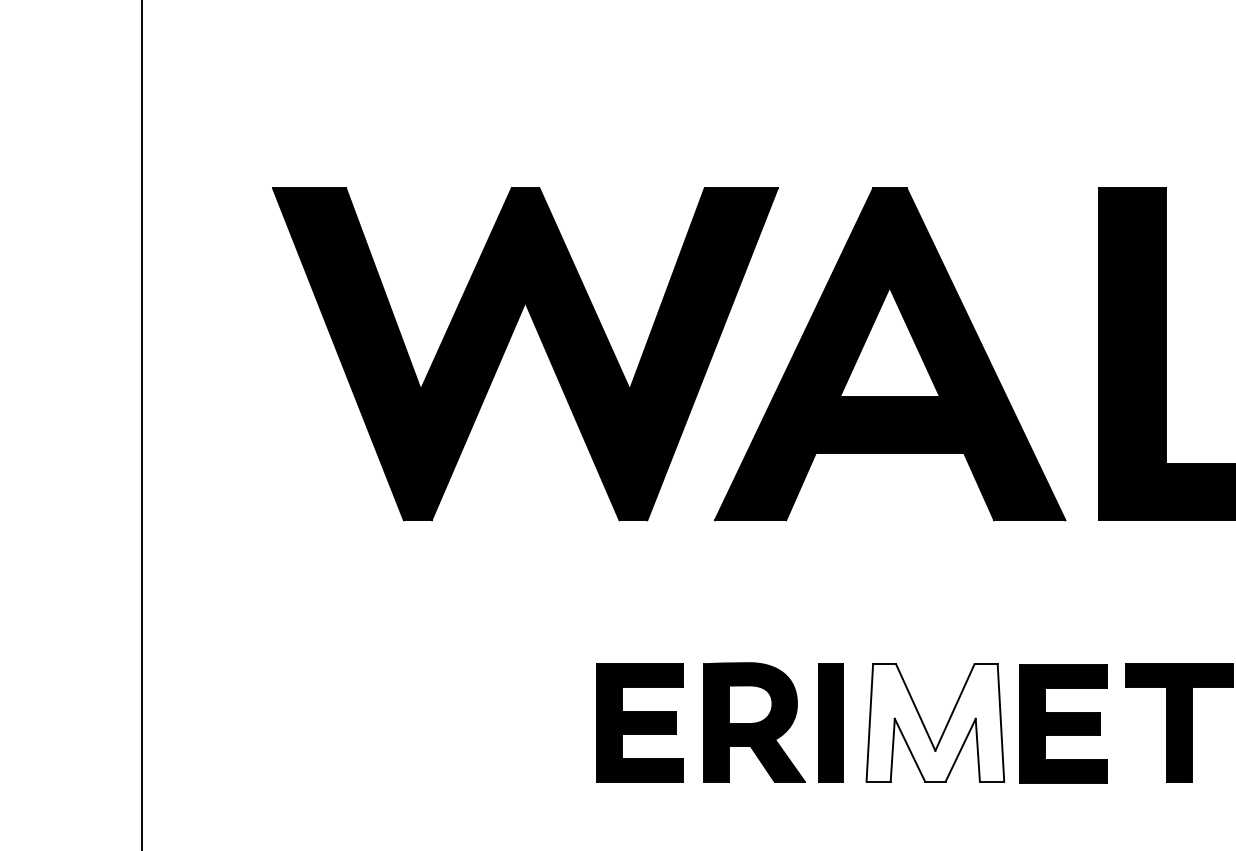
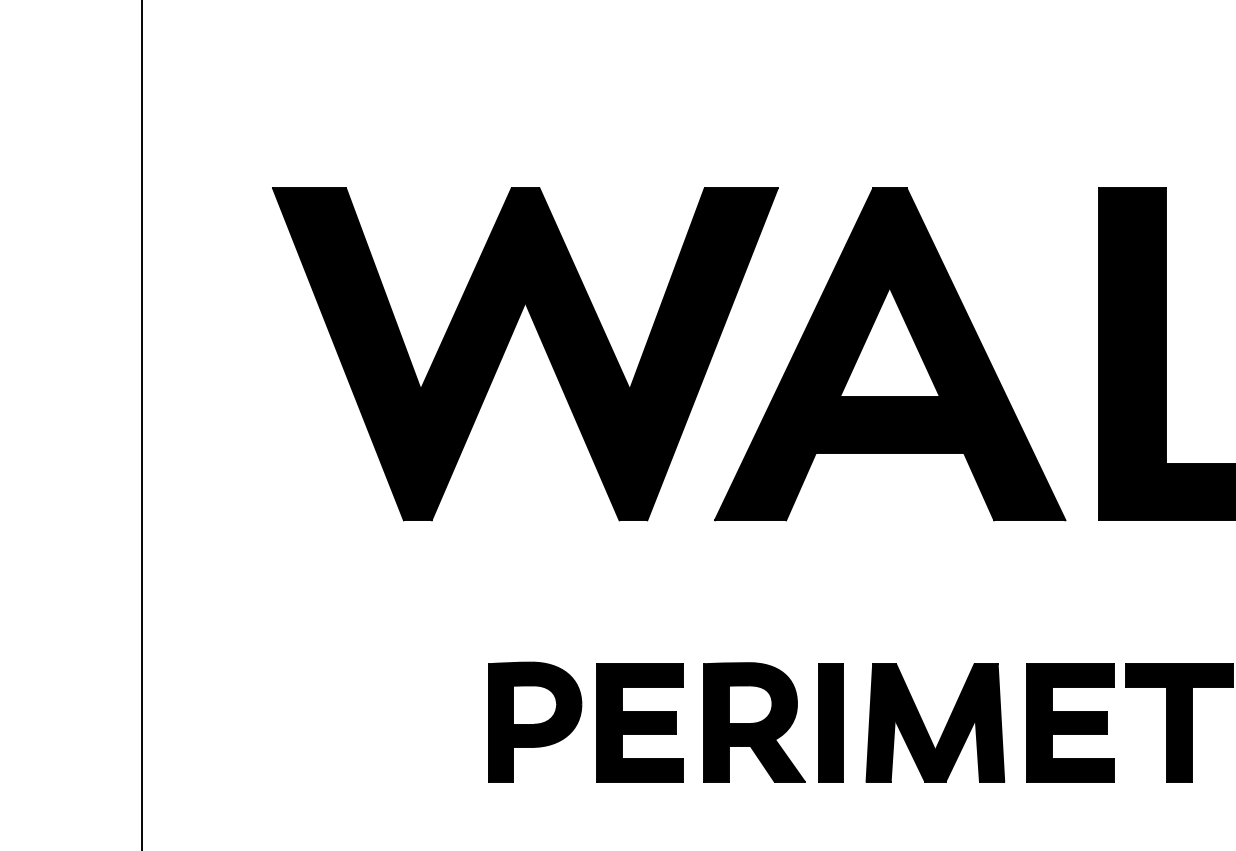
part: none -> present (535, 721)
fill: none -> present (935, 722)
part position: (1063, 723) -> (1070, 722) (1070, 722)
